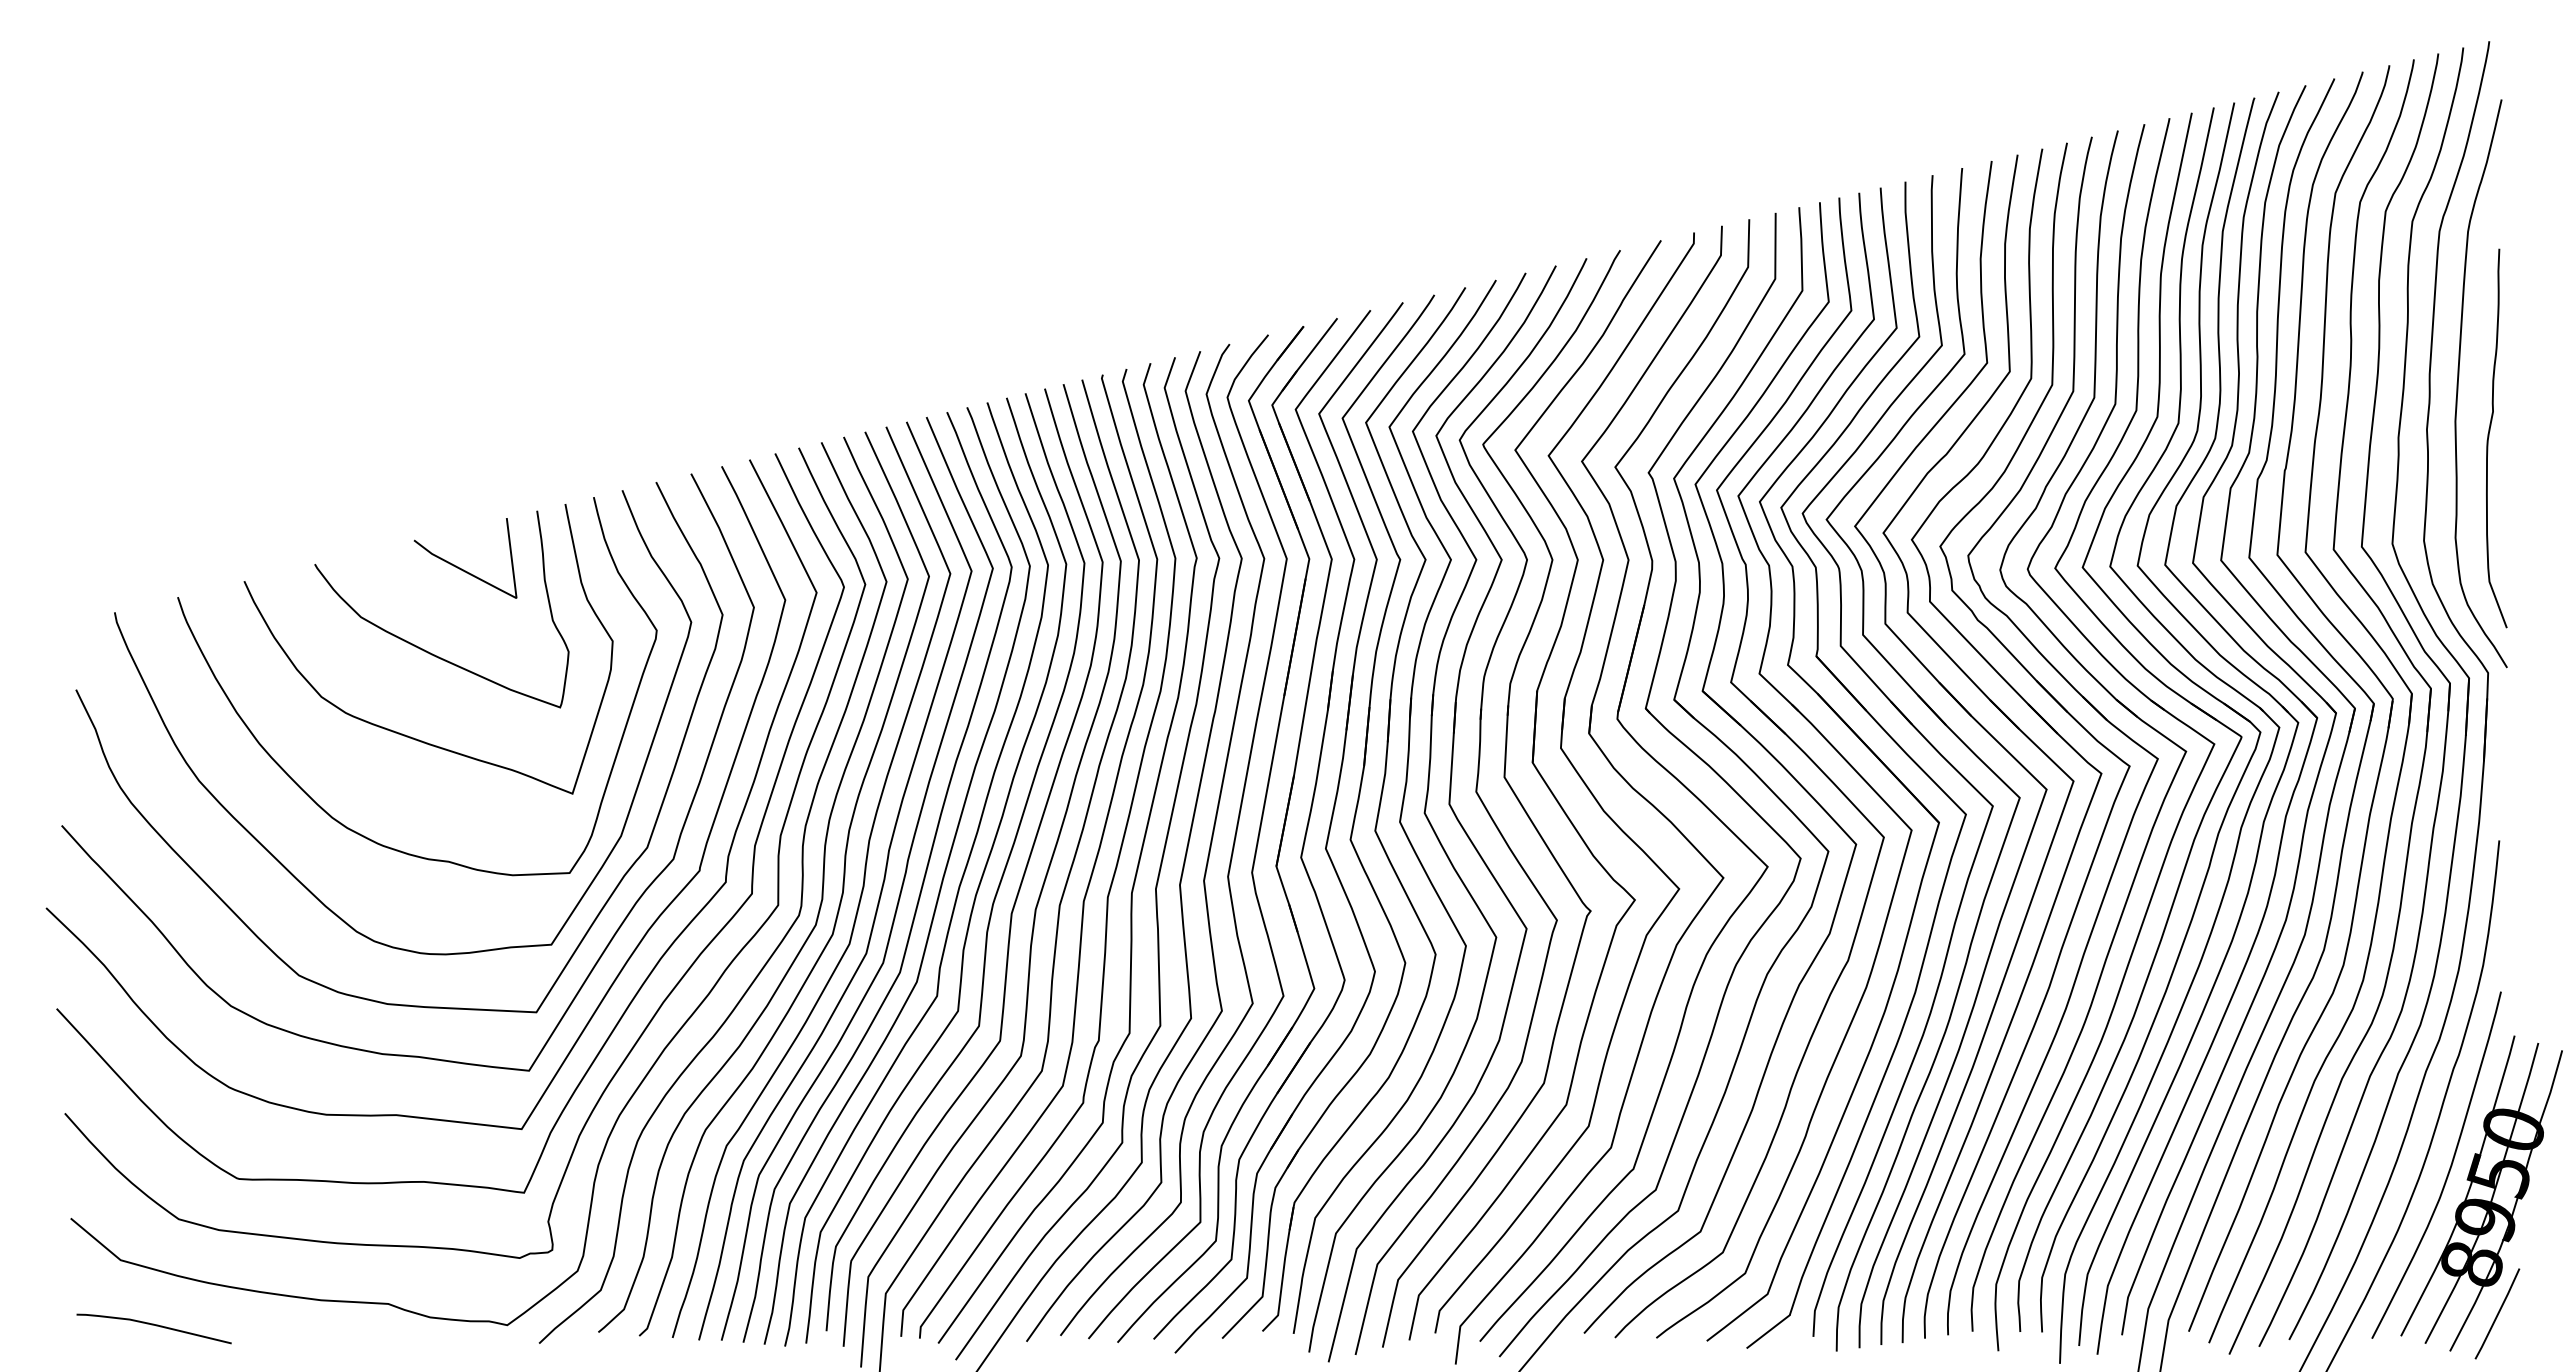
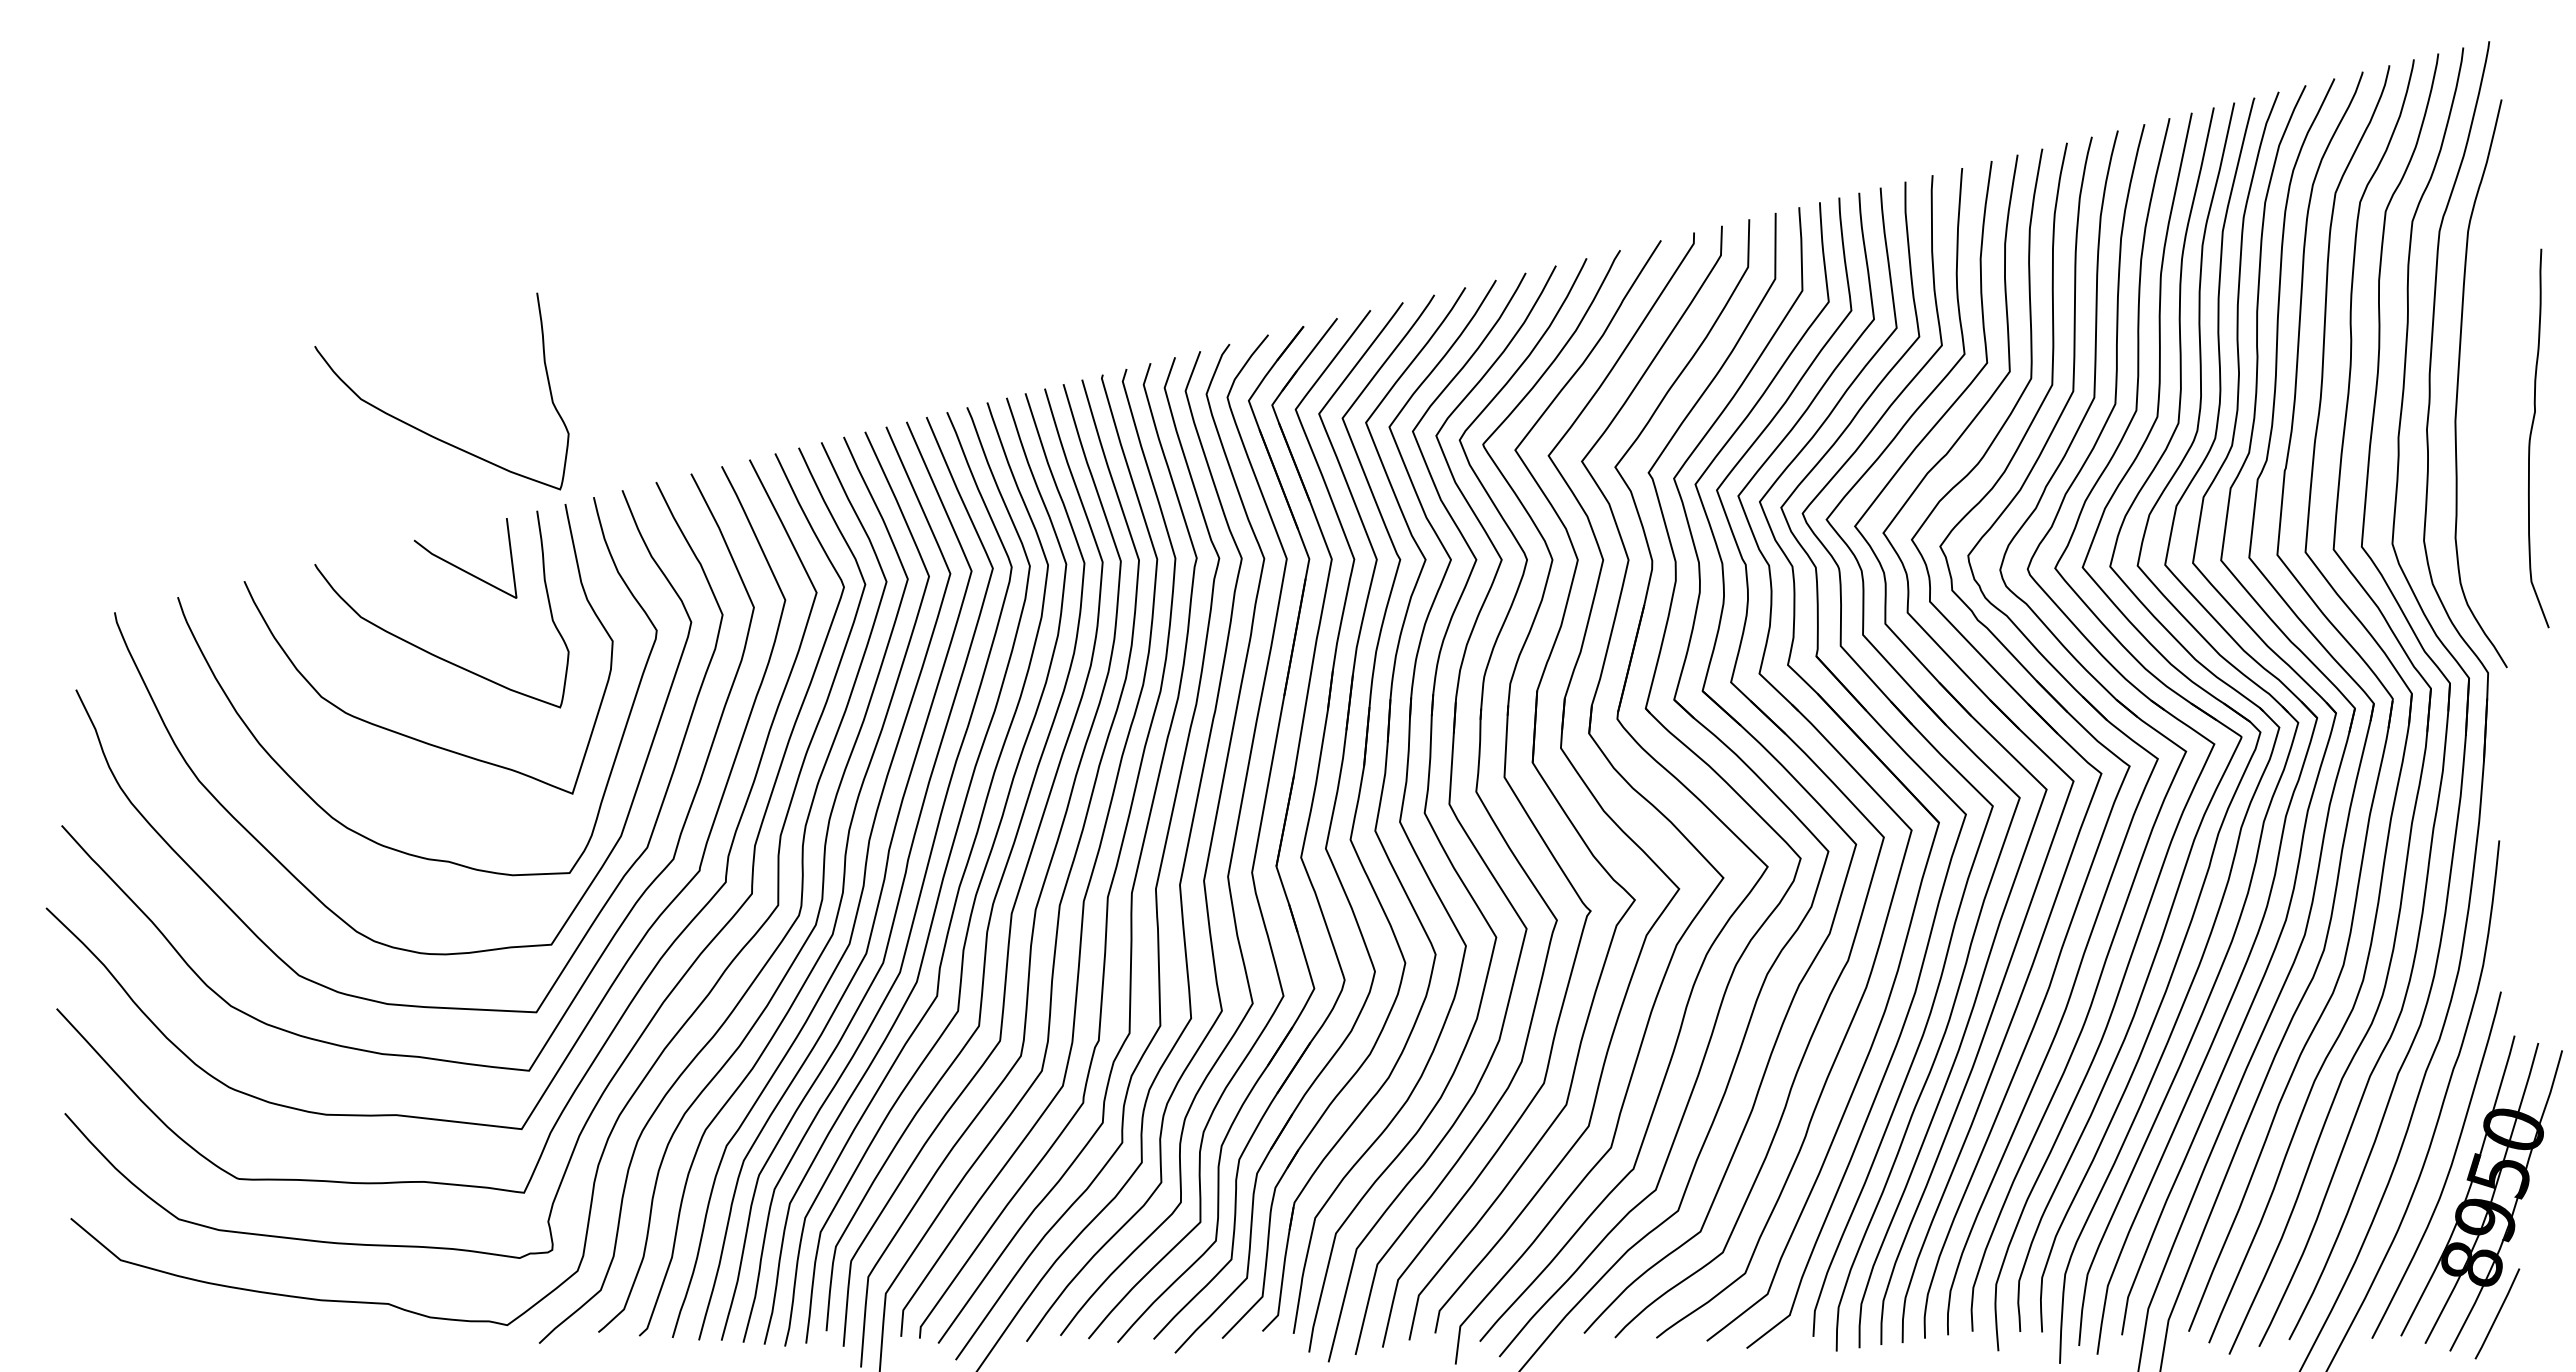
curve: none -> present (422, 430)
curve position: (2489, 437) -> (2531, 437) (2531, 437)
curve: present -> none (153, 1325)
